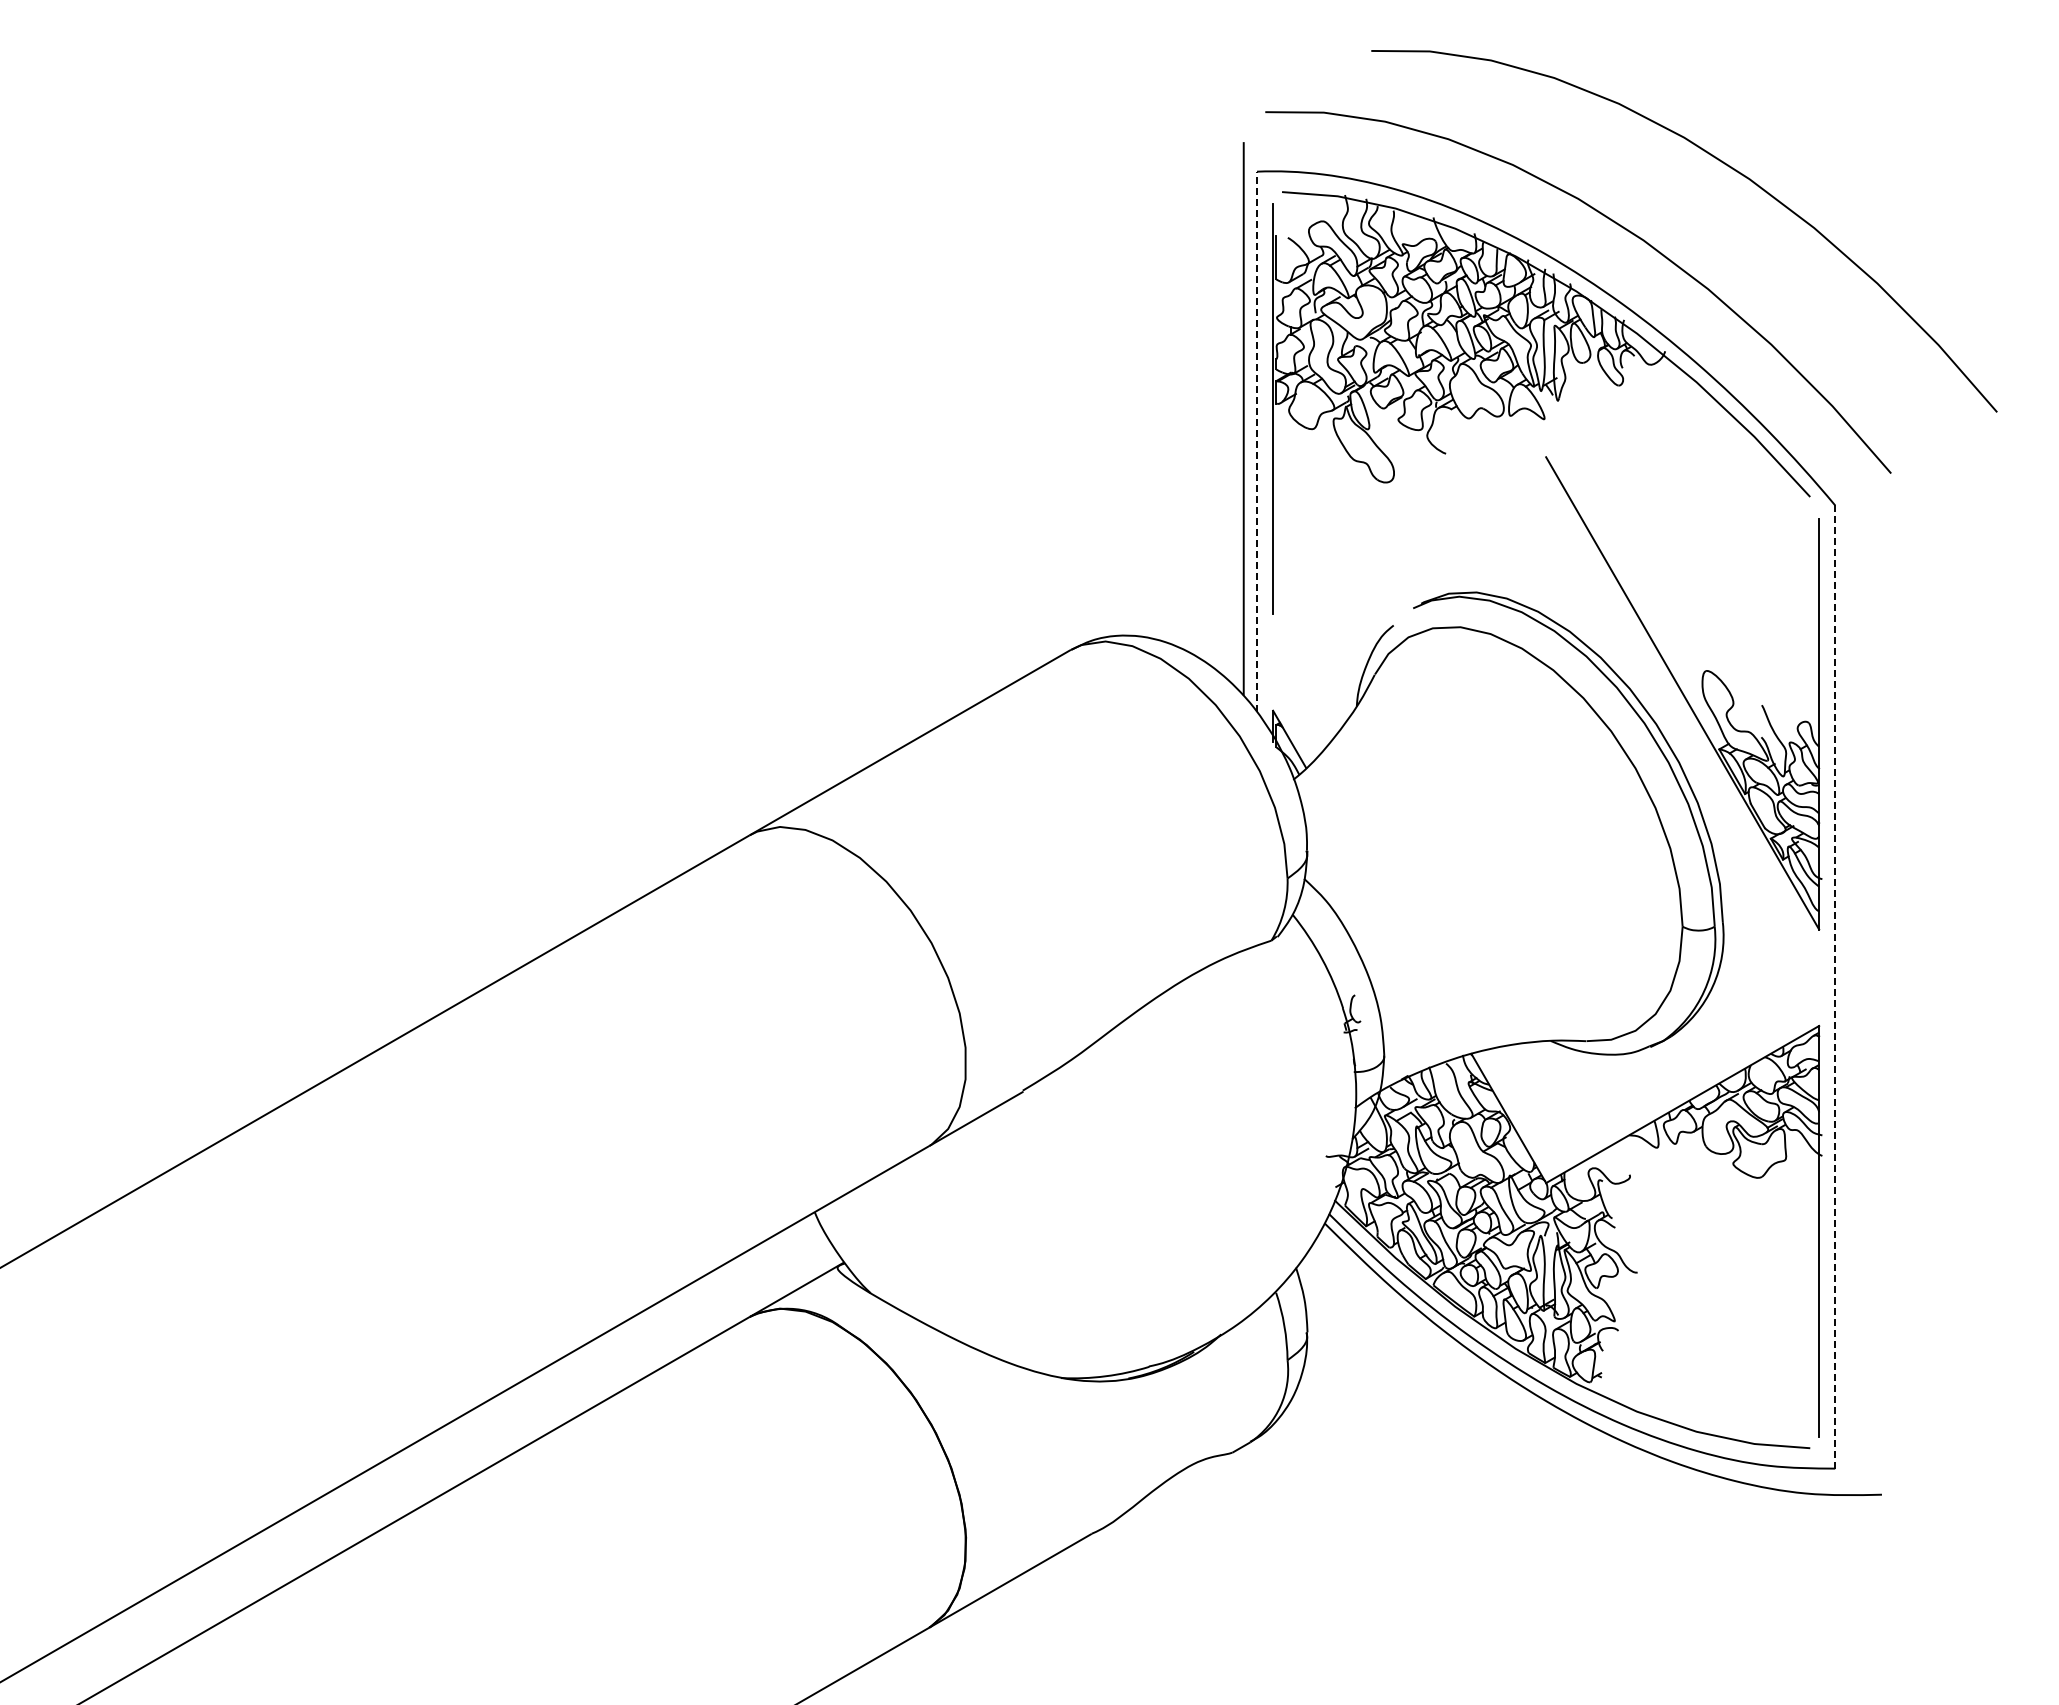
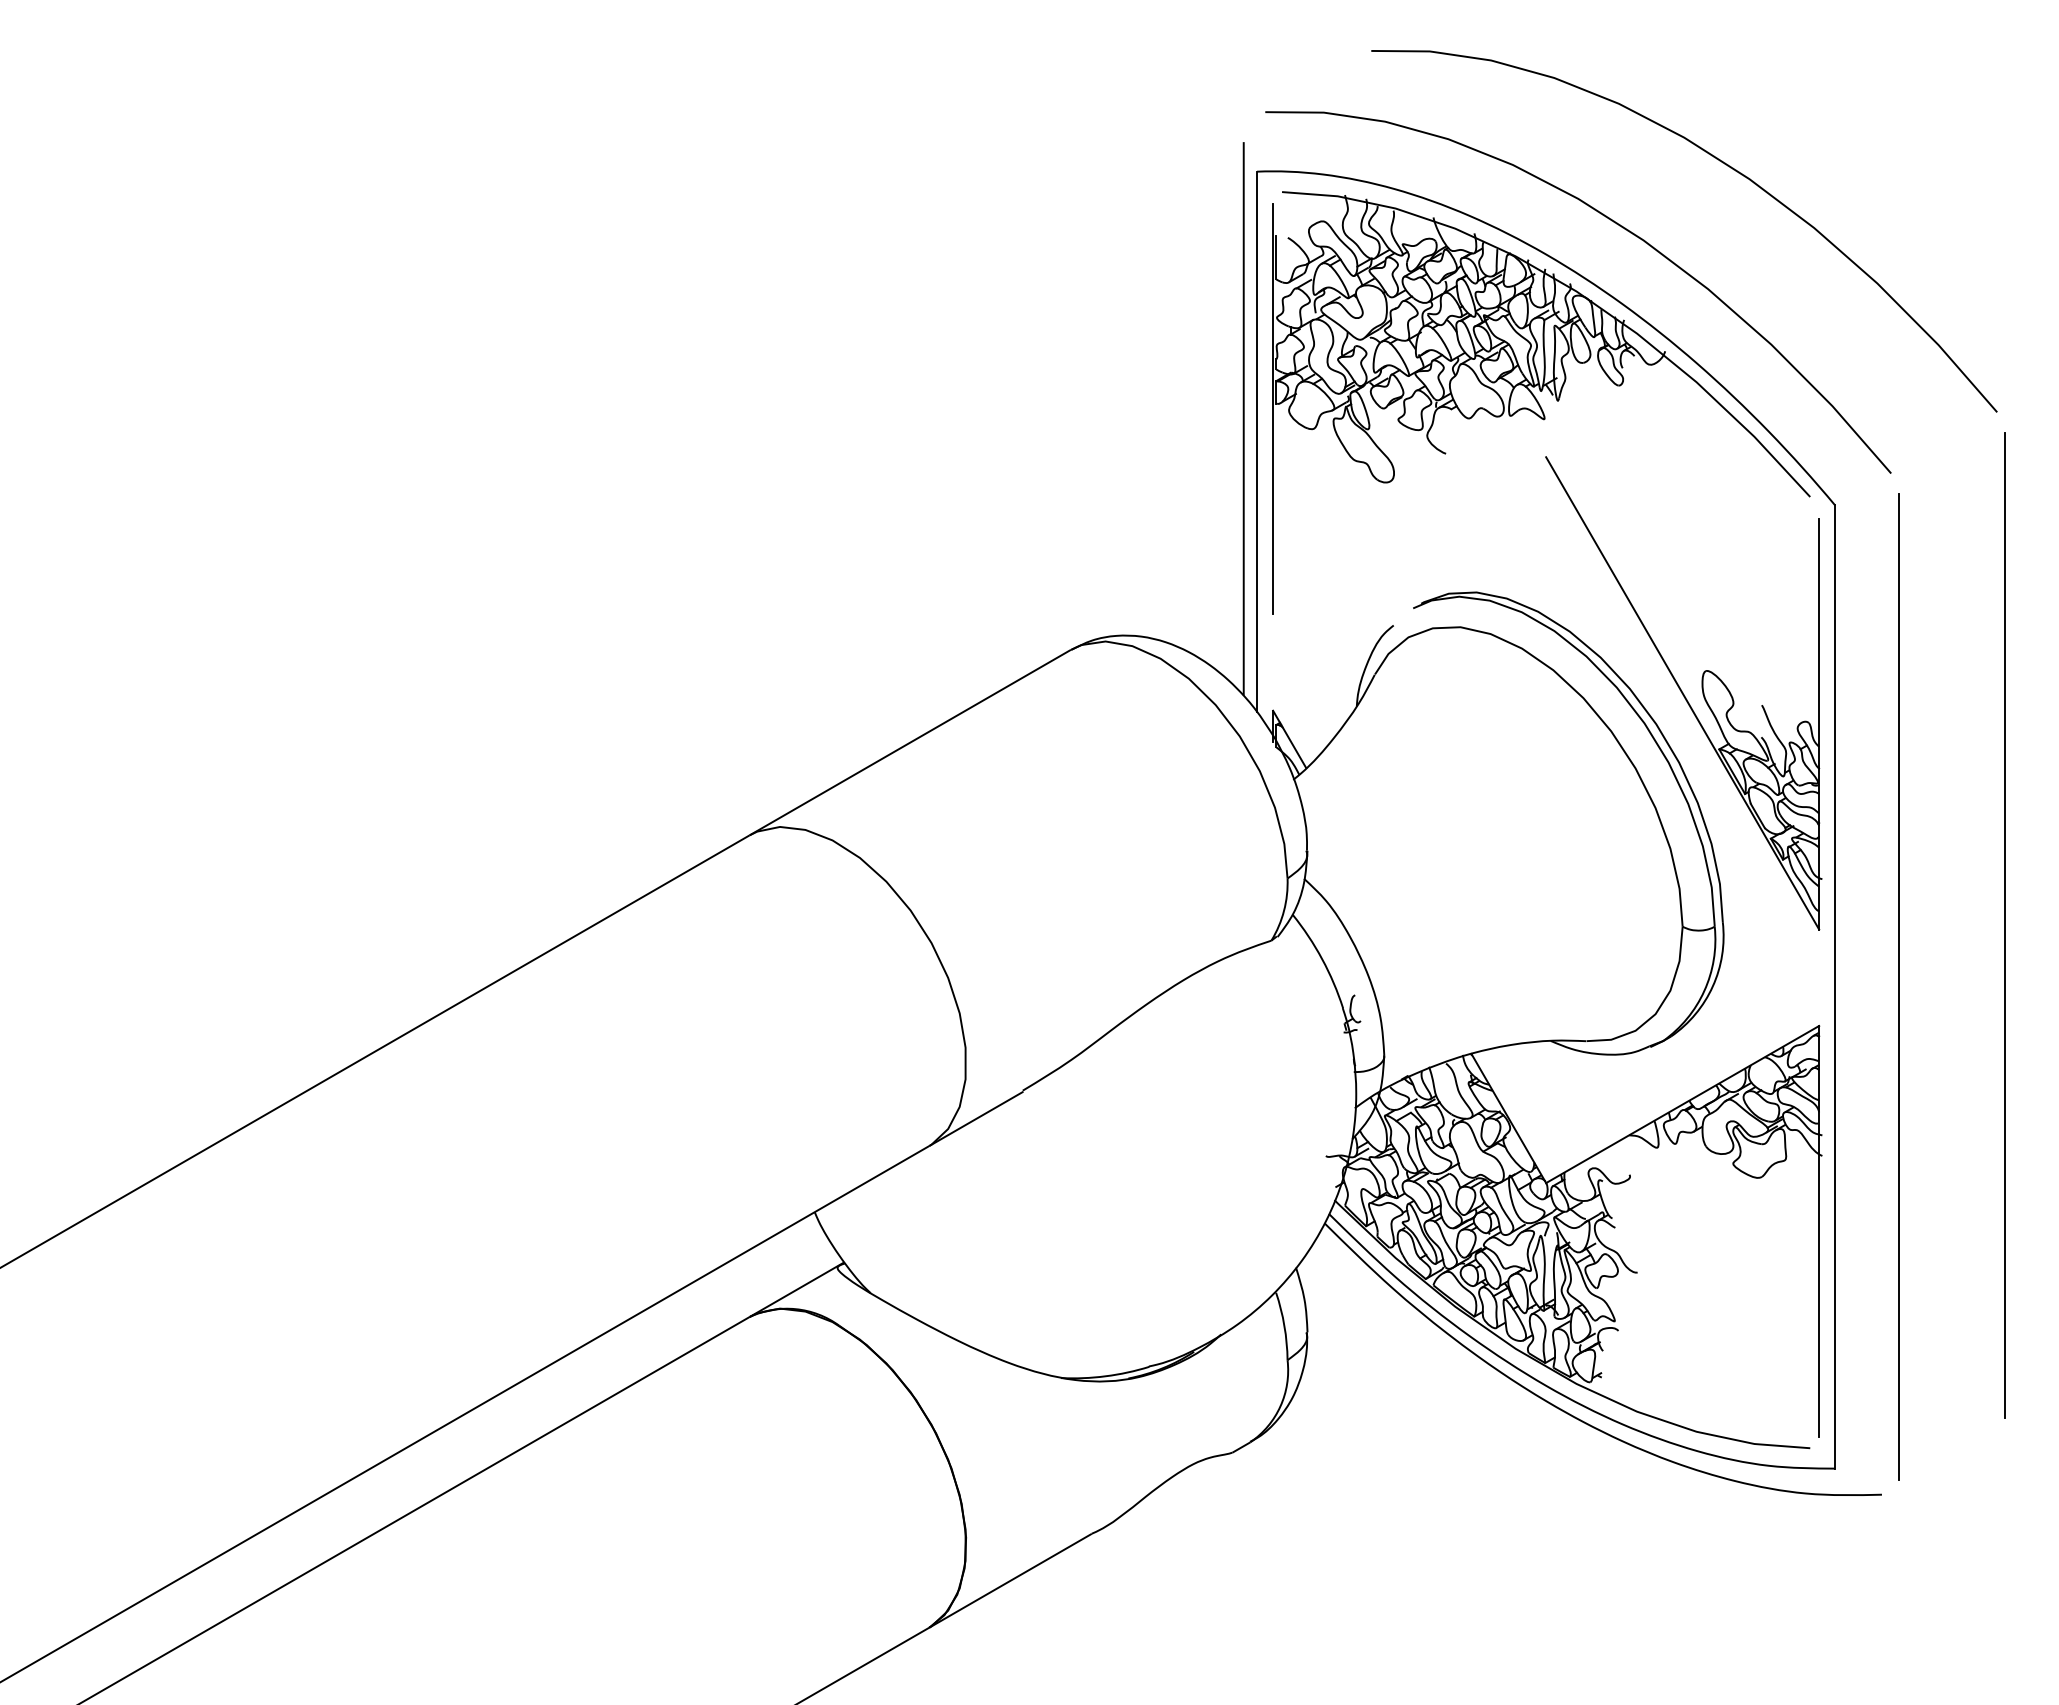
line: dashed -> solid (1257, 441)
line: none -> present (2005, 925)
line: none -> present (1899, 986)
line: dashed -> solid (1835, 987)
